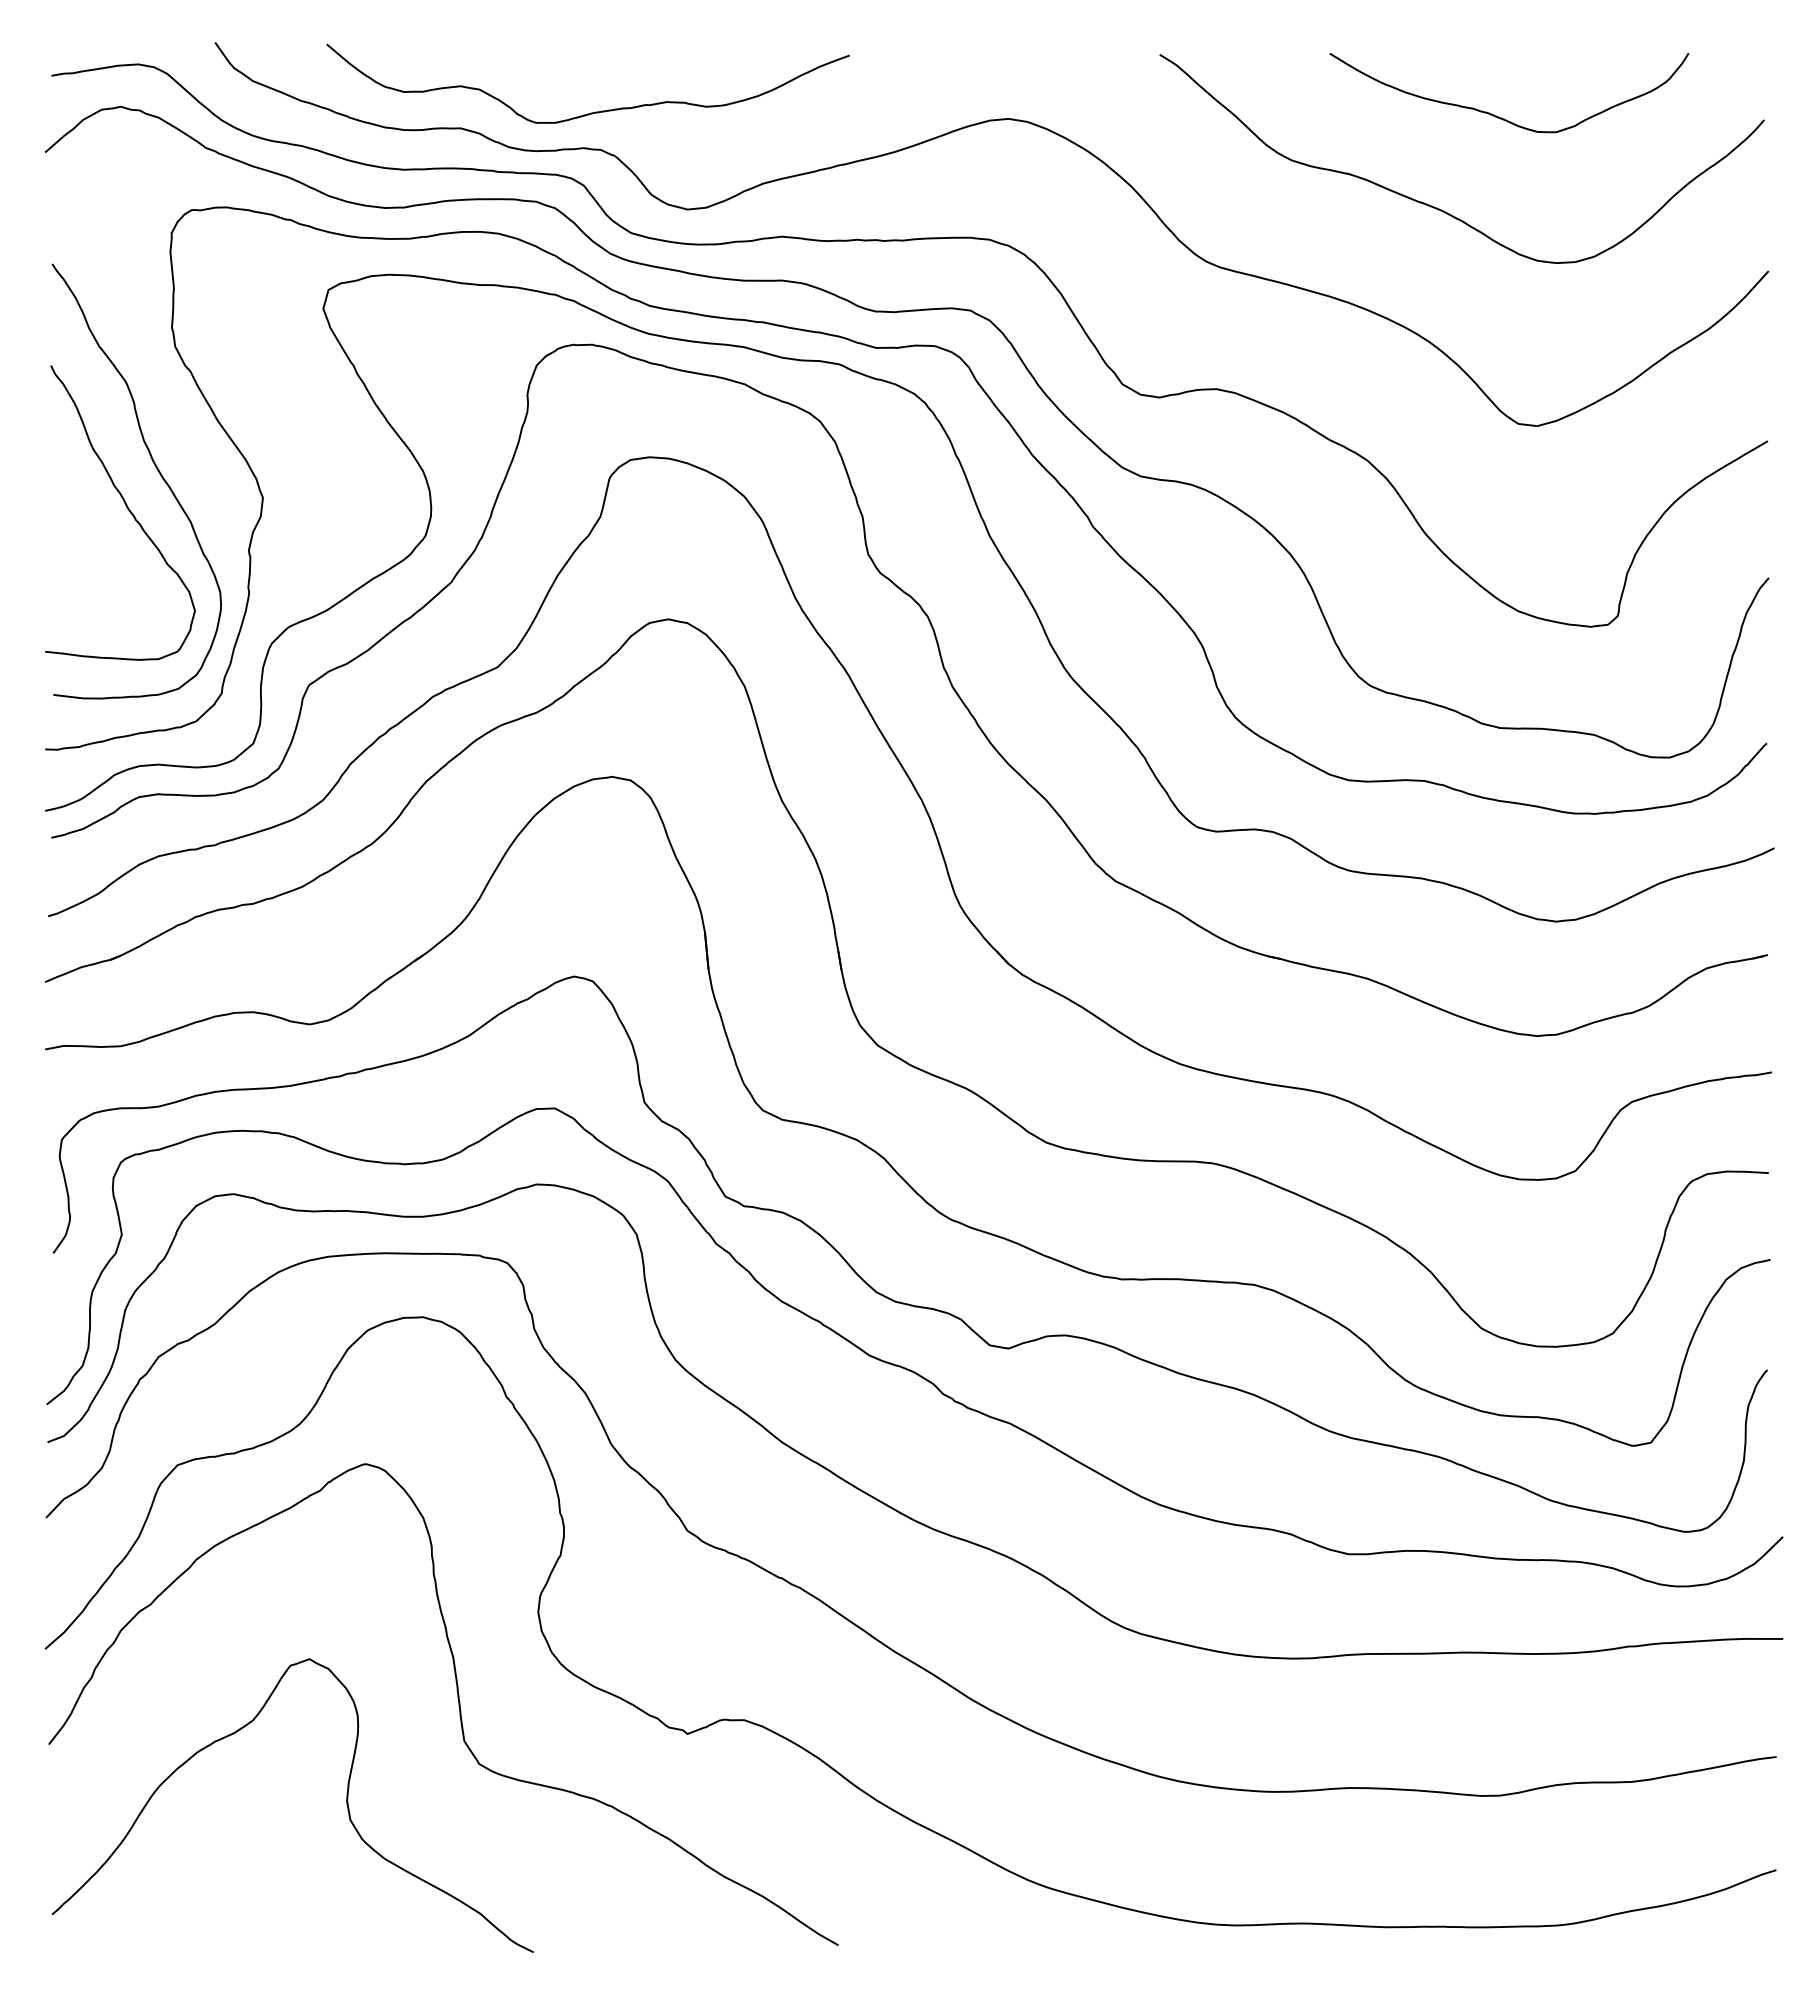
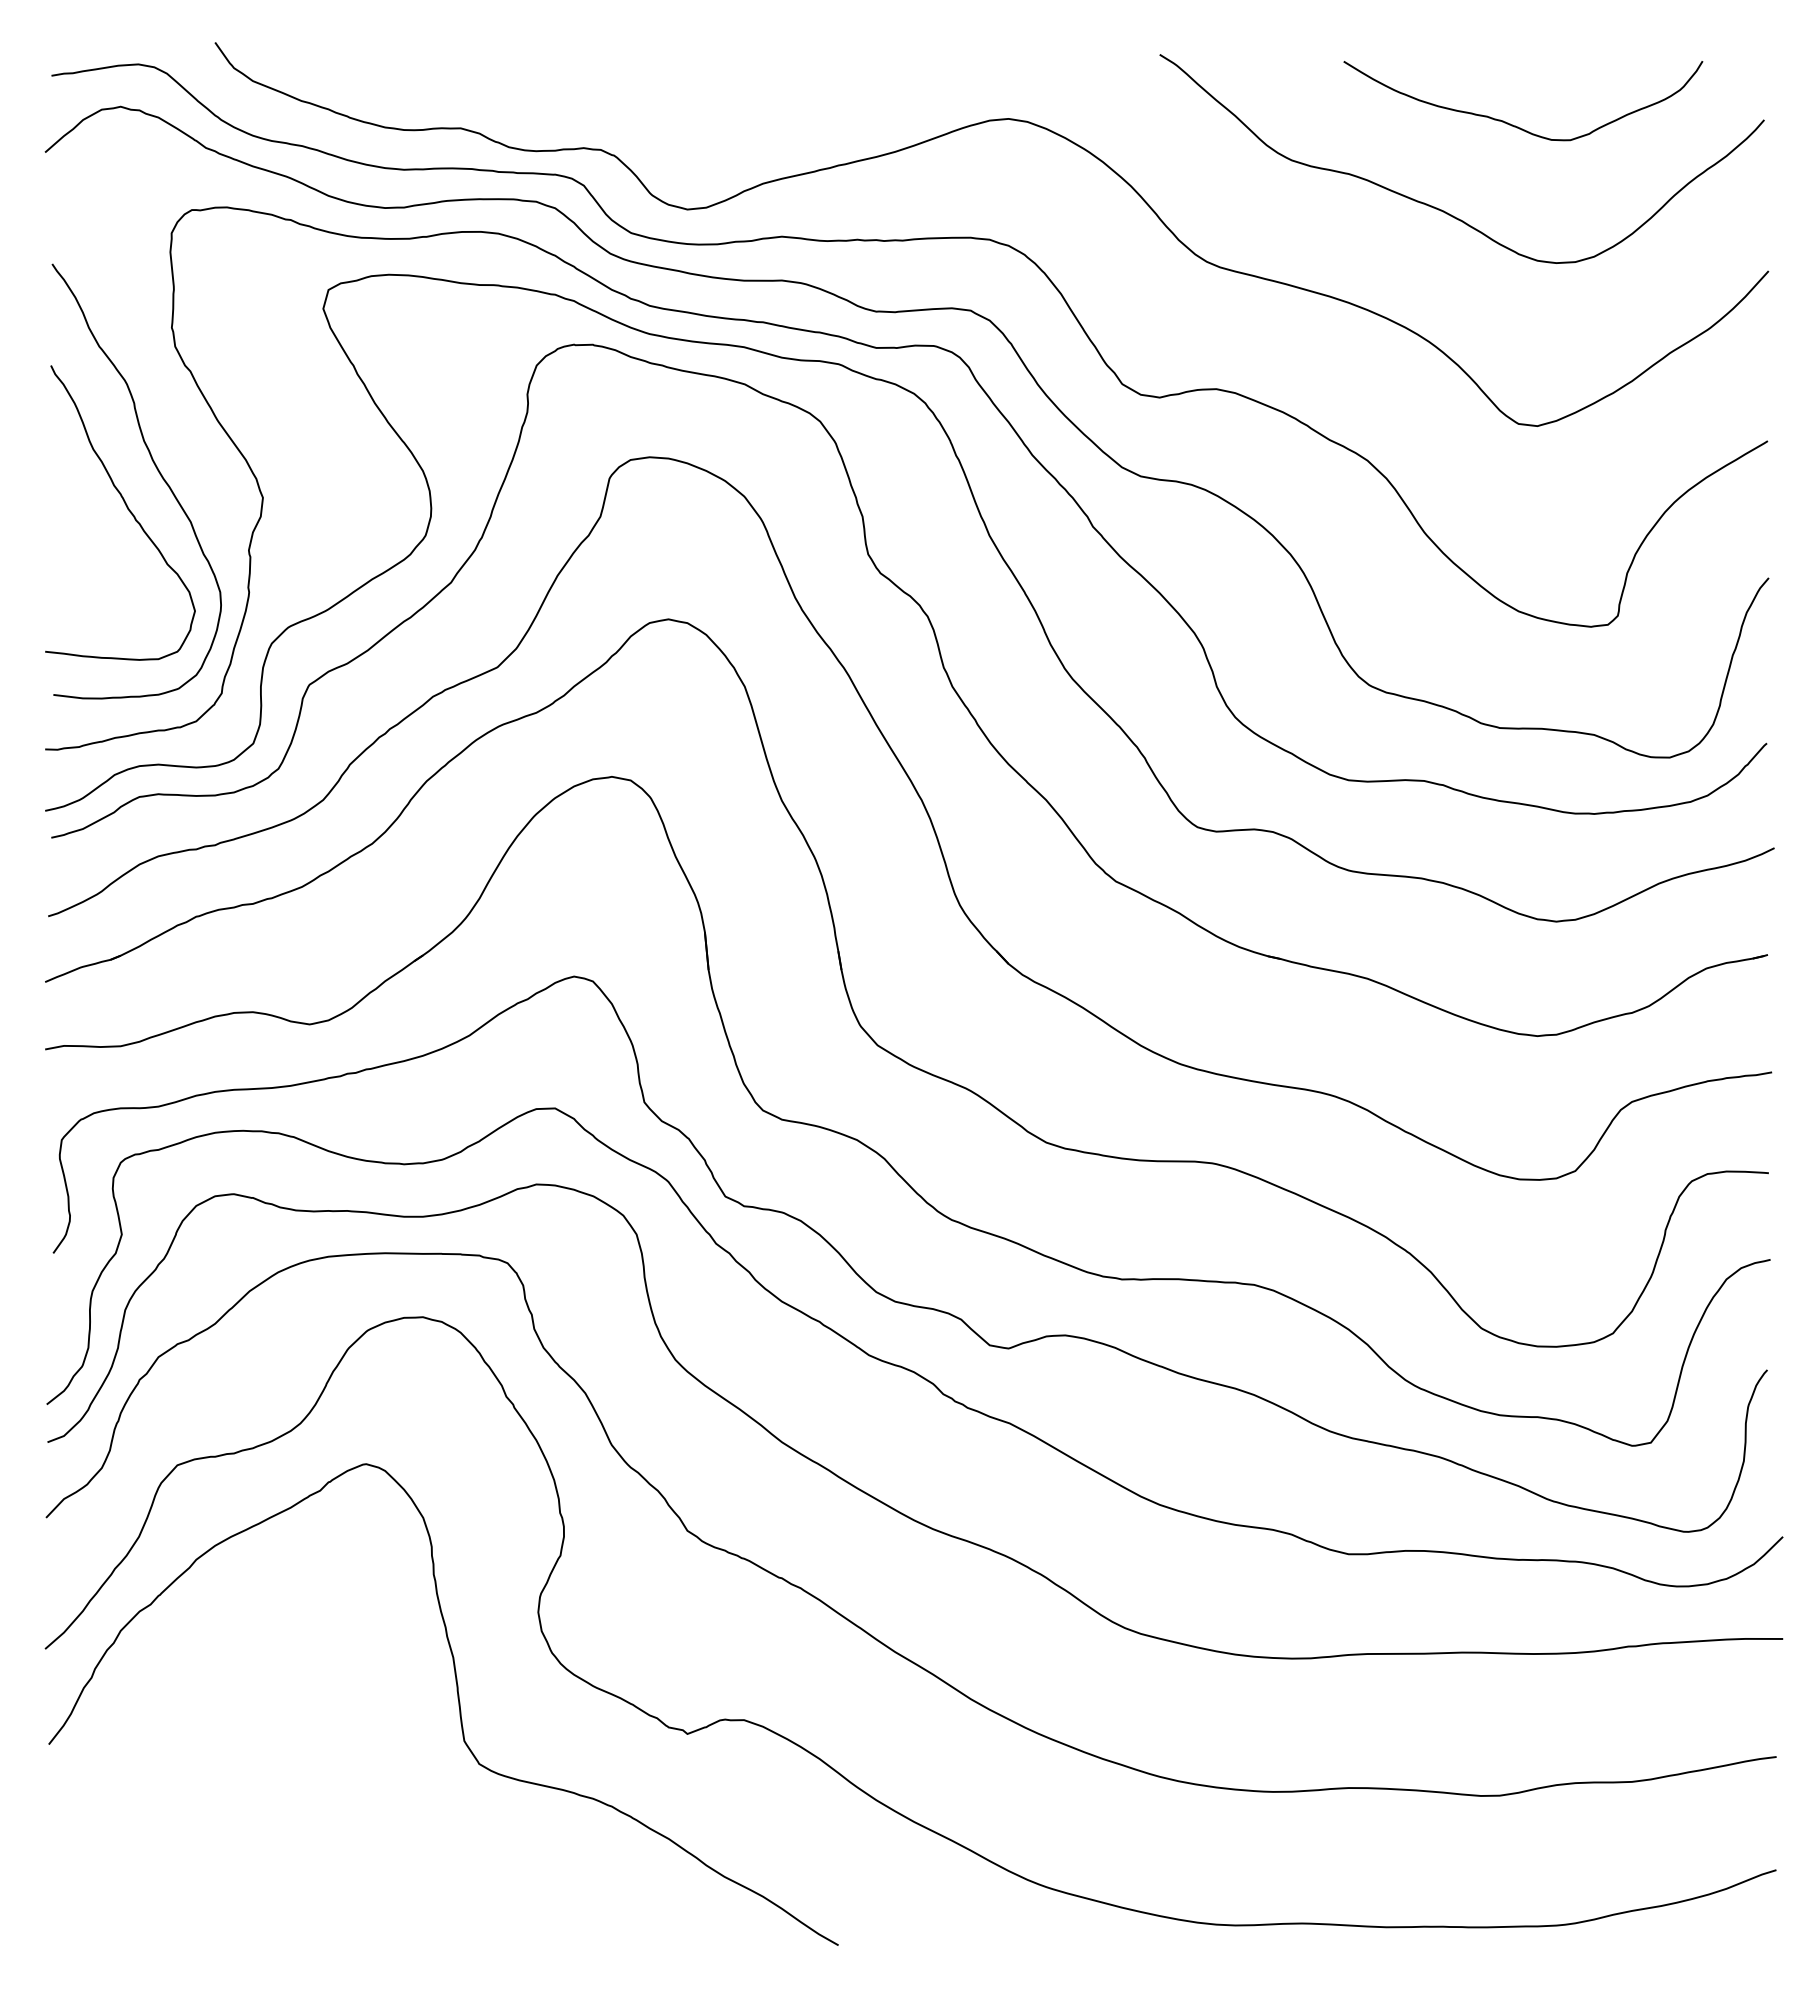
curve: present -> none (595, 111)
curve position: (1501, 117) -> (1515, 125) (1515, 125)
curve: present -> none (346, 1804)
